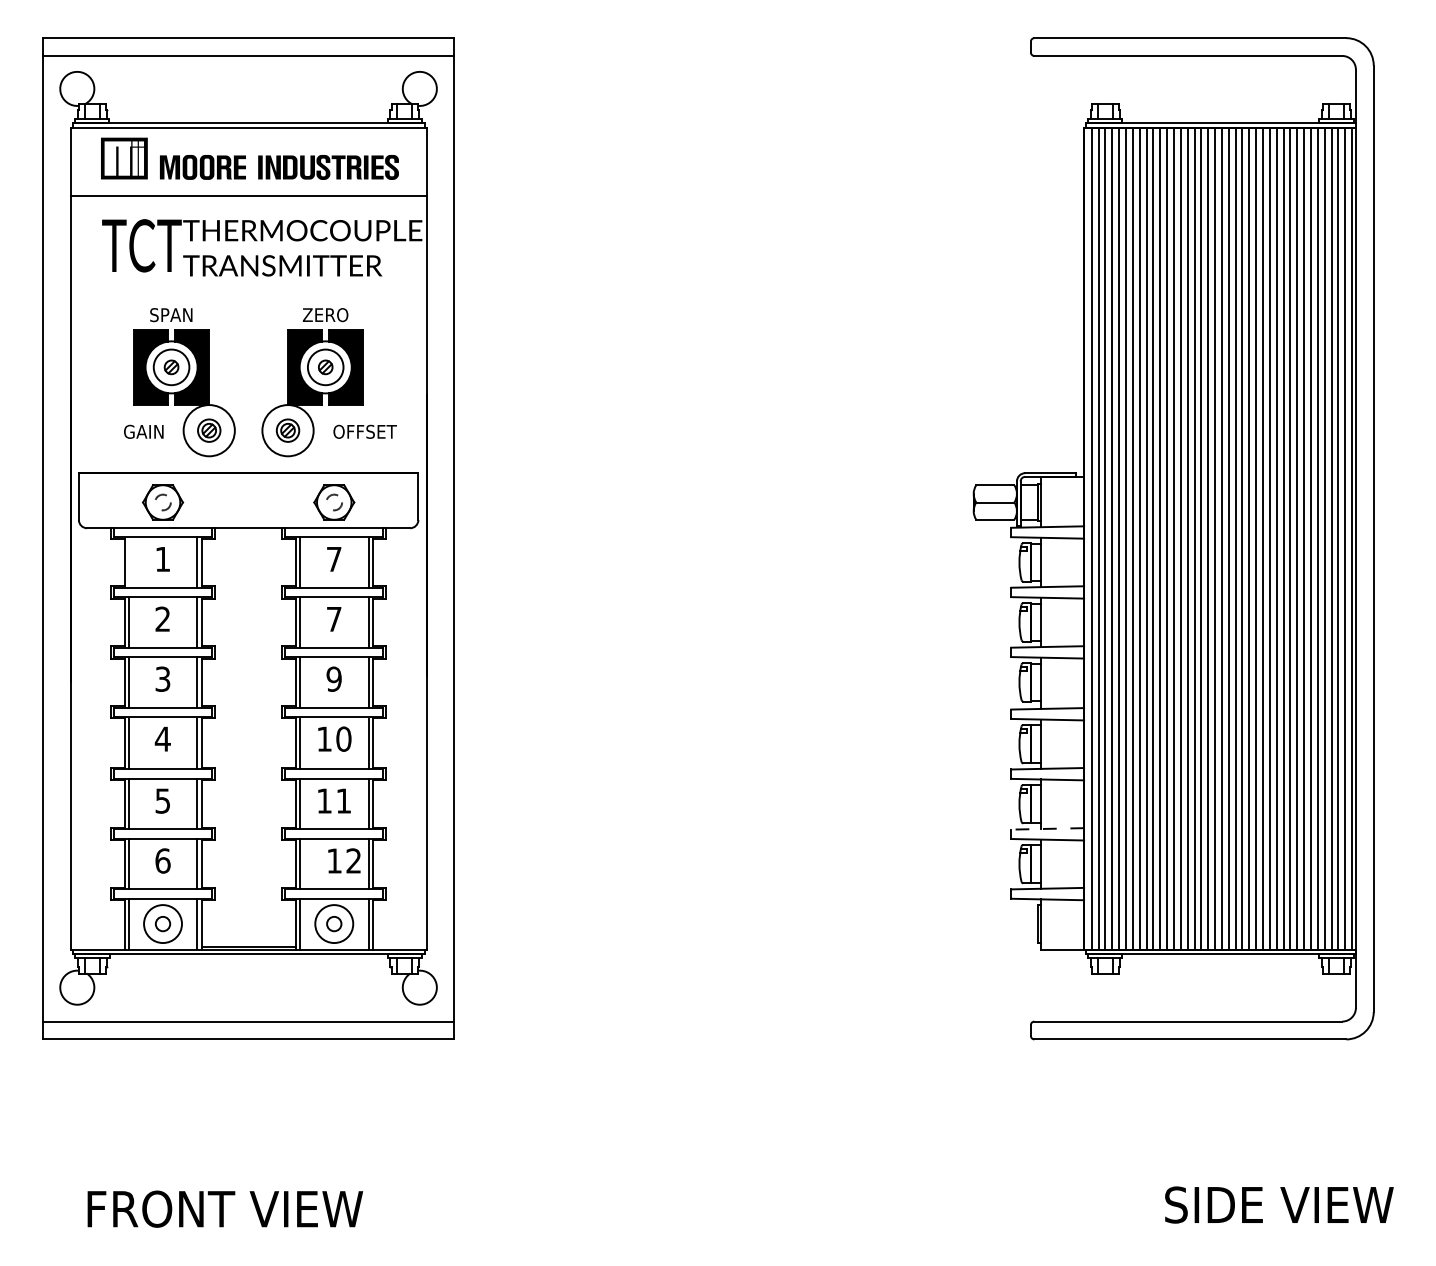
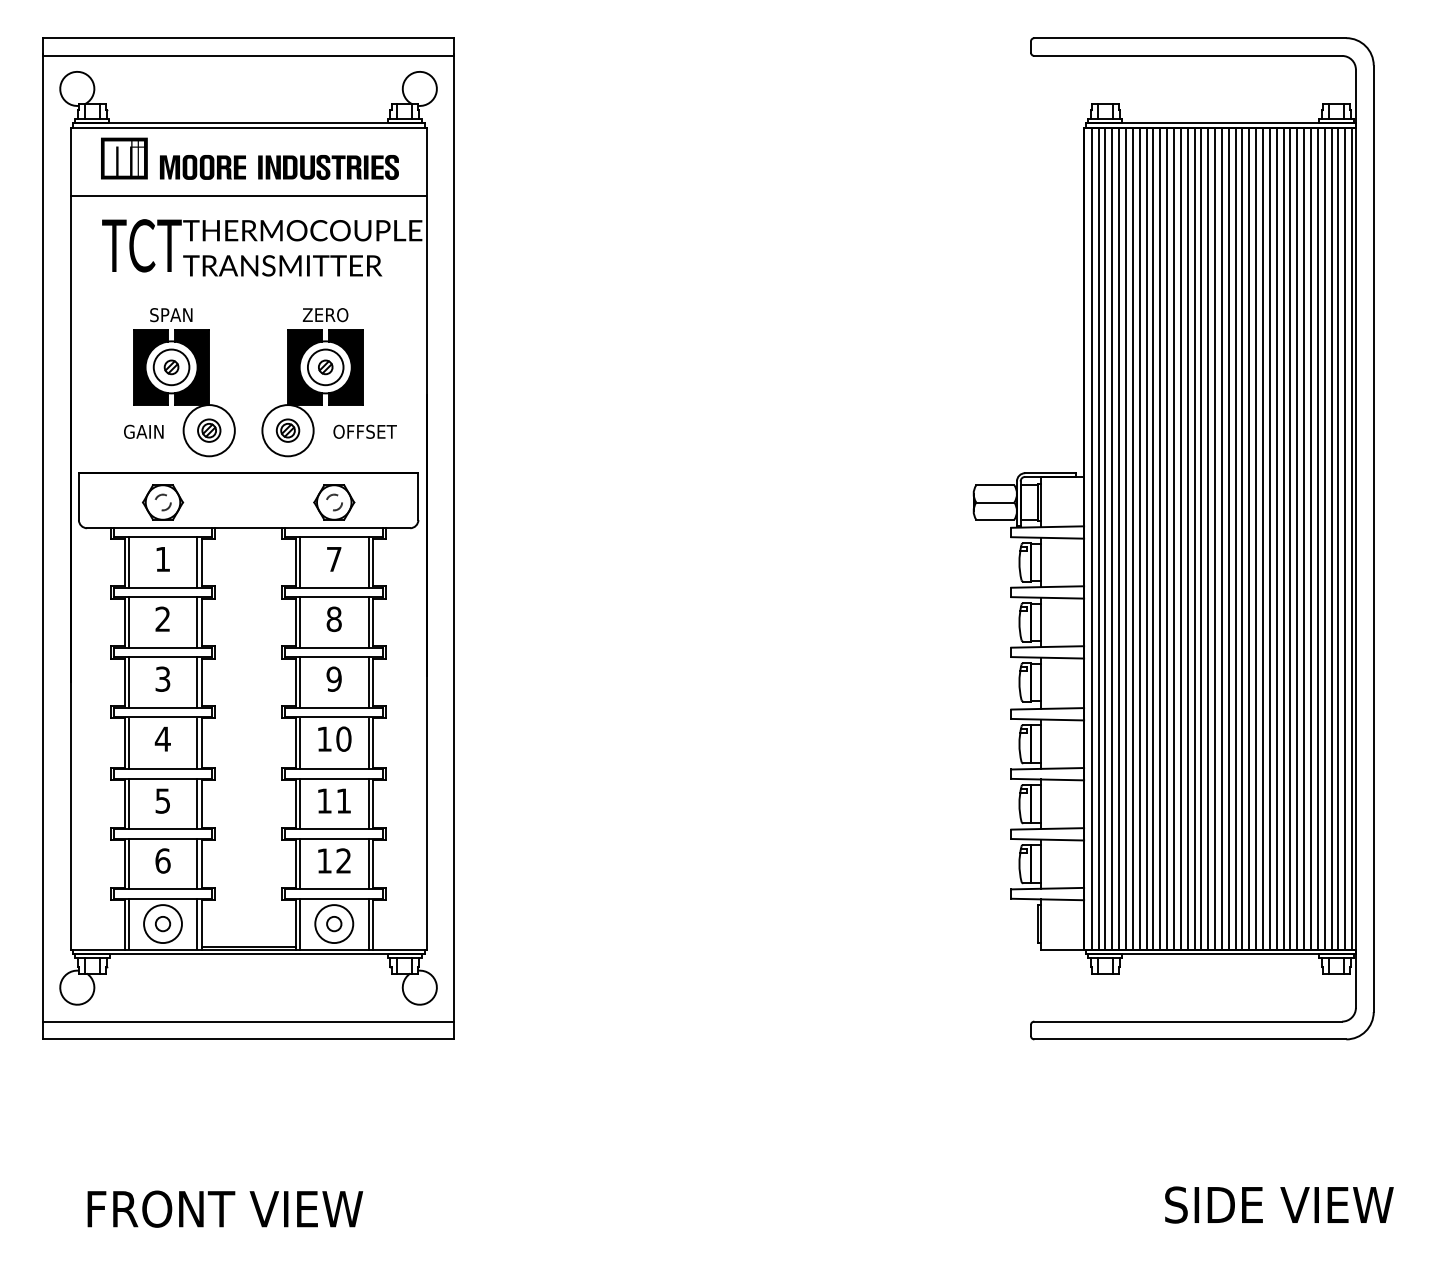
line: none -> present (128, 562)
text: 7 -> 8 (333, 619)
line: dashed -> solid (1047, 828)
text position: (344, 860) -> (334, 860) (334, 860)
